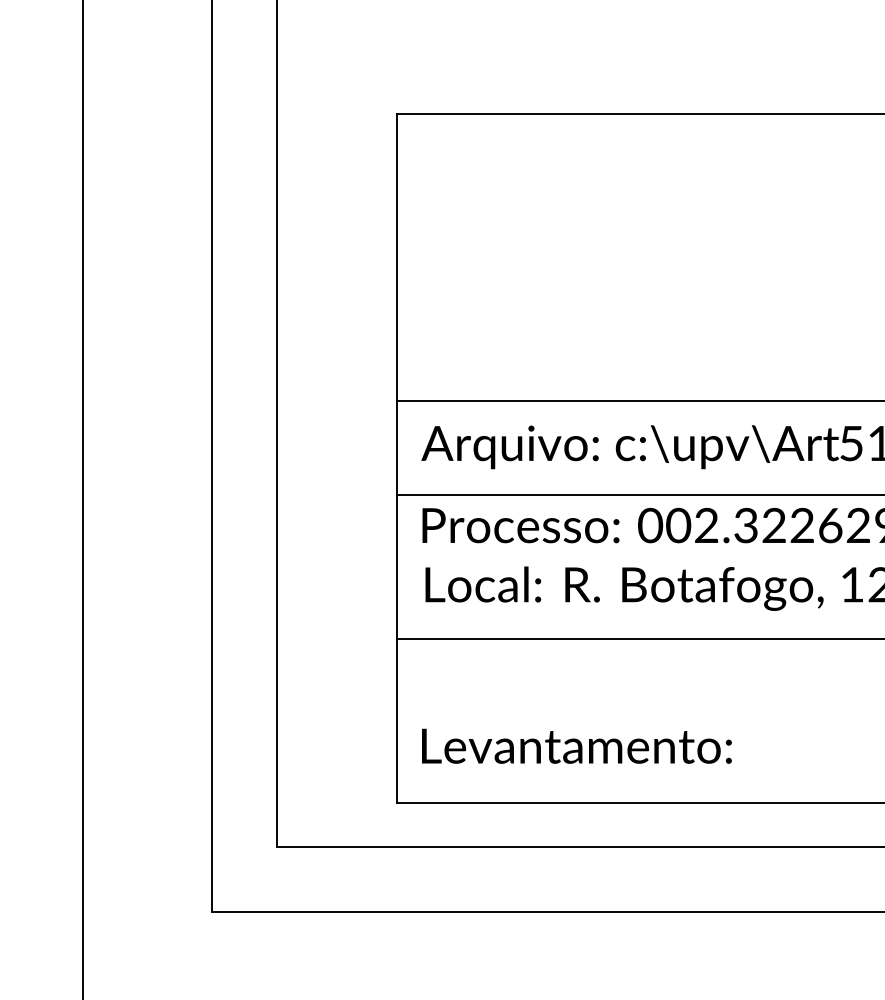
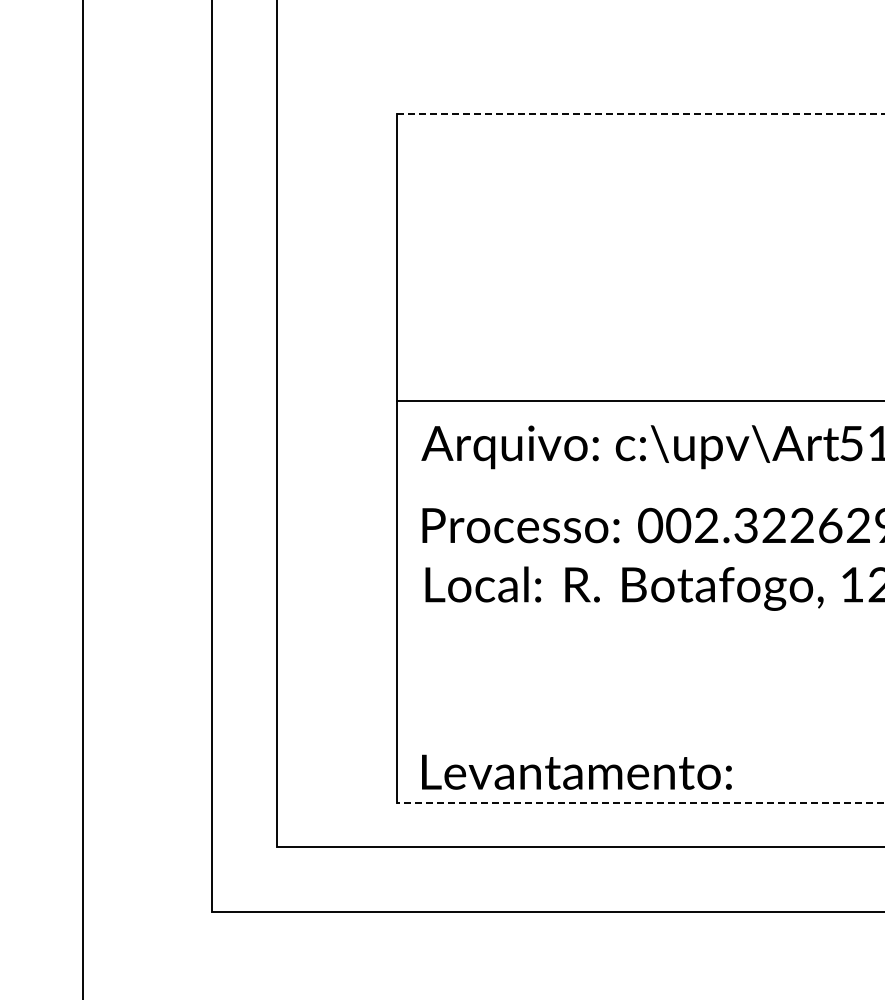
line: solid -> dashed (641, 114)
line: present -> none (639, 494)
line: present -> none (639, 639)
text position: (576, 745) -> (576, 771) (576, 771)
line: solid -> dashed (640, 802)
